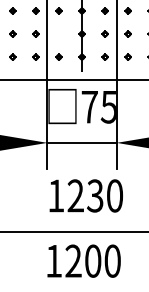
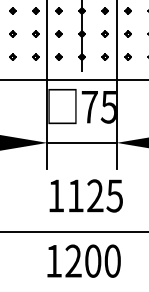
part: none -> present (58, 33)
text: 1230 -> 1125 (95, 195)
